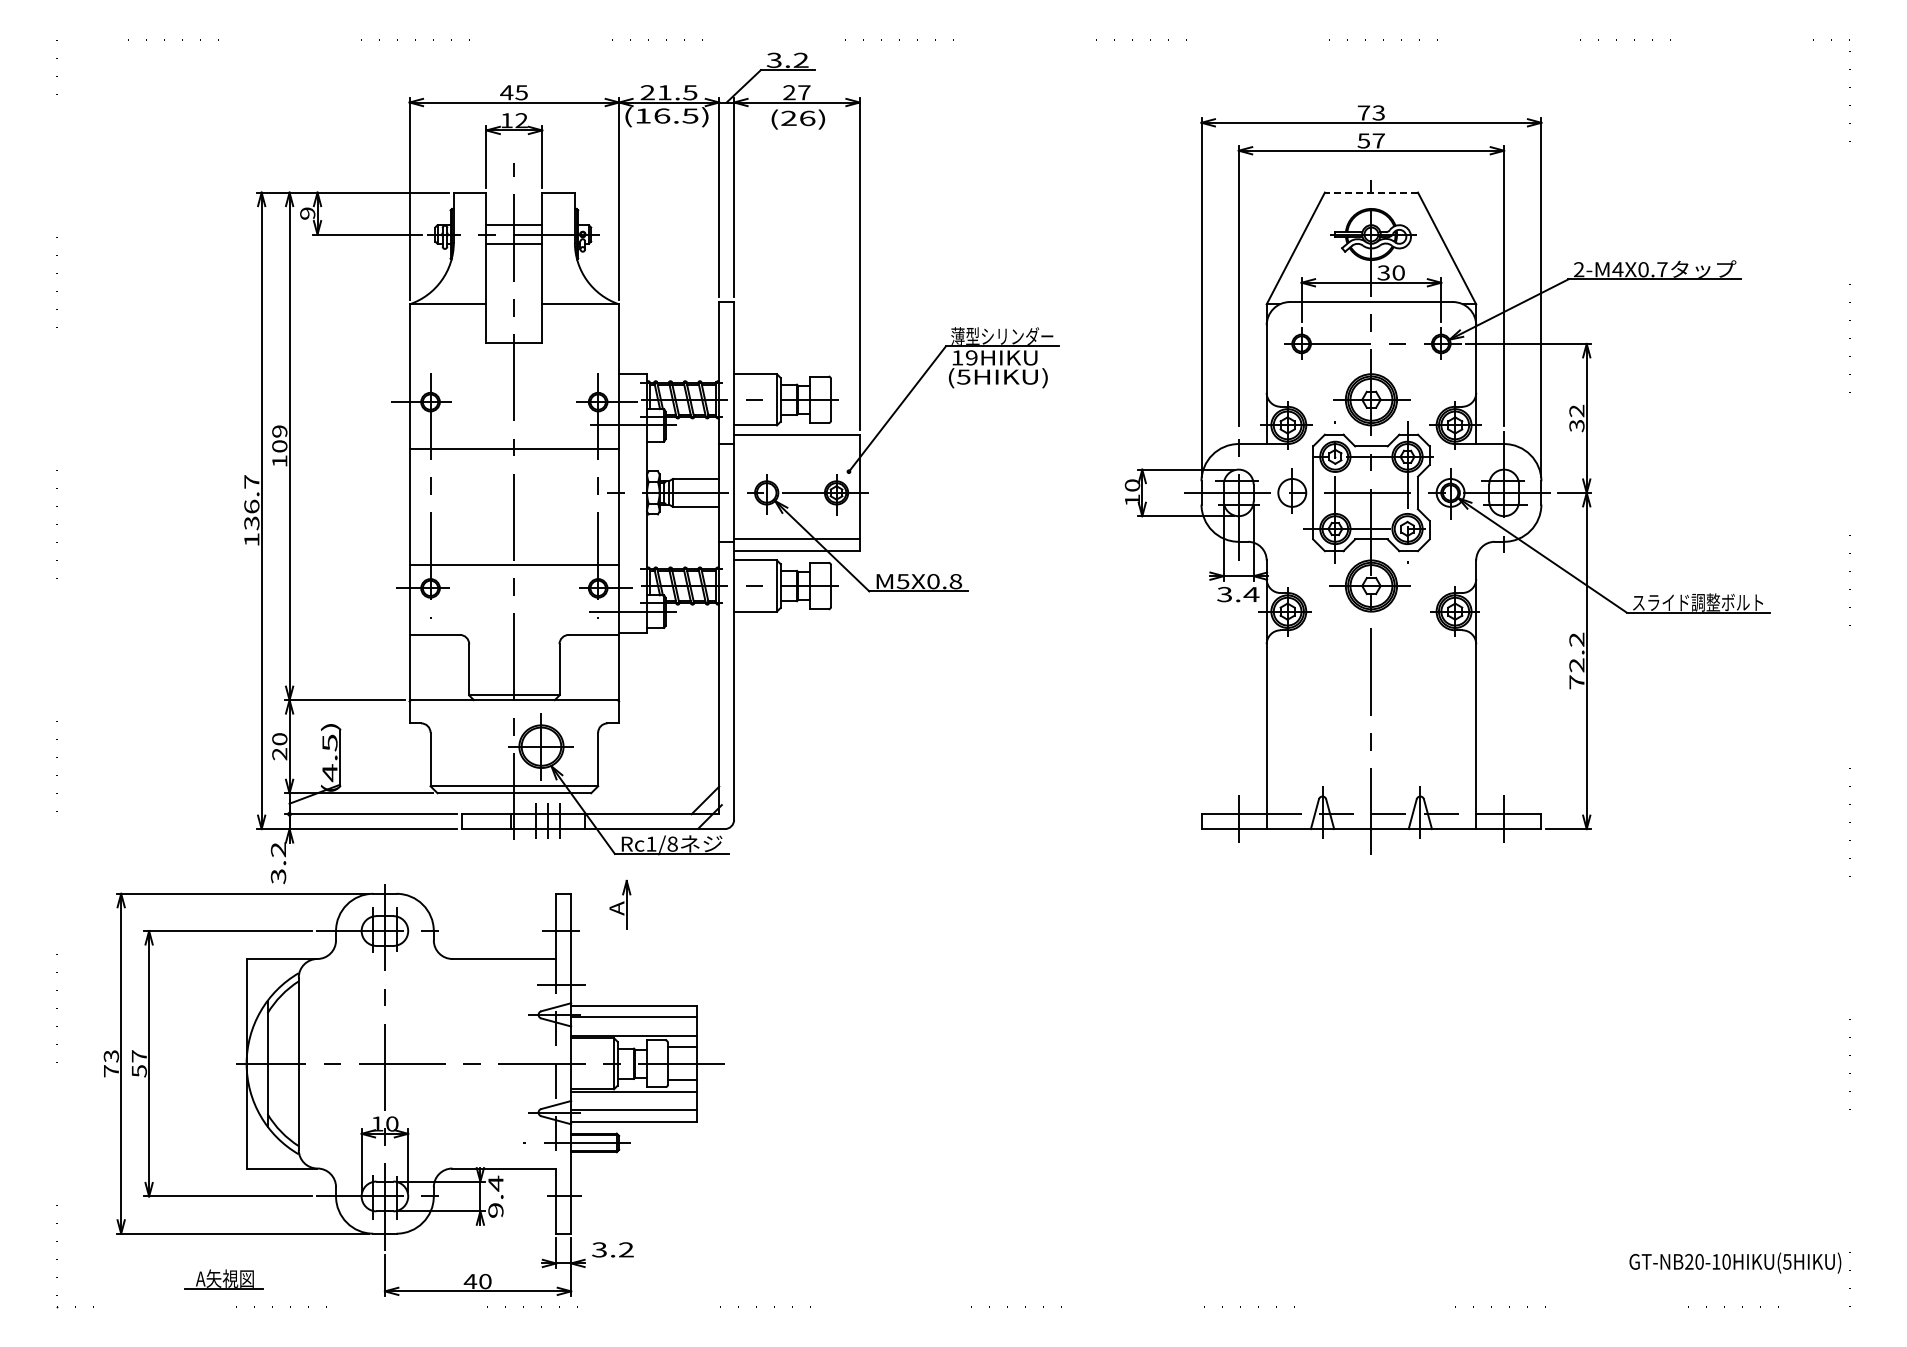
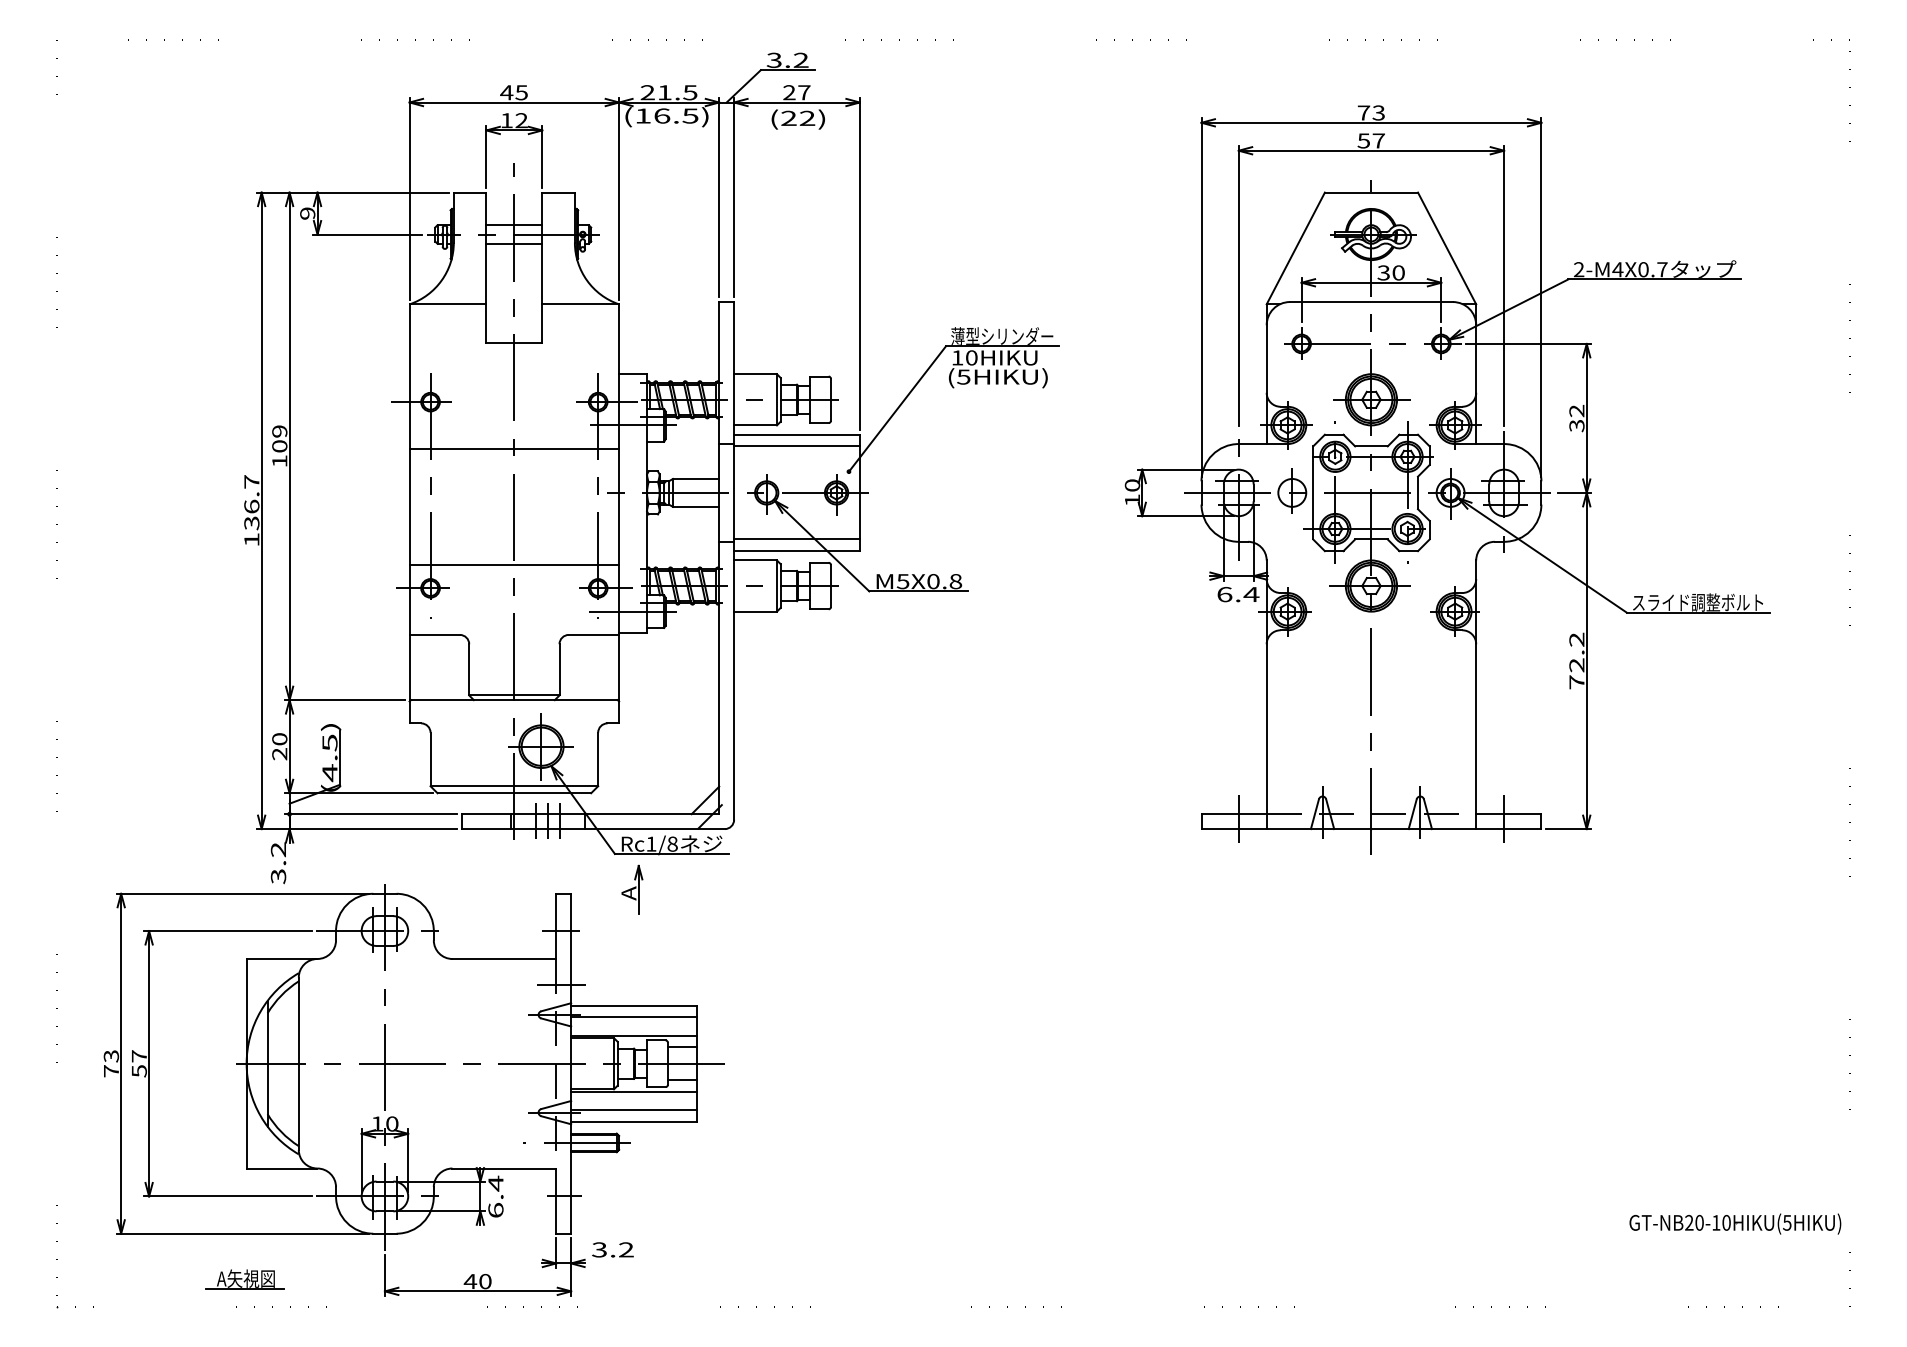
text: (26) -> (22) (807, 118)
line: dashed -> solid (1371, 192)
text: 19HIKU -> 10HIKU (971, 357)
line: none -> present (796, 446)
text: 3.4 -> 6.4 (1224, 594)
part position: (620, 904) -> (632, 889) (632, 889)
text: 9.4 -> 6.4 (495, 1209)
part position: (1735, 1262) -> (1735, 1223) (1735, 1223)
part position: (223, 1279) -> (244, 1279) (244, 1279)
